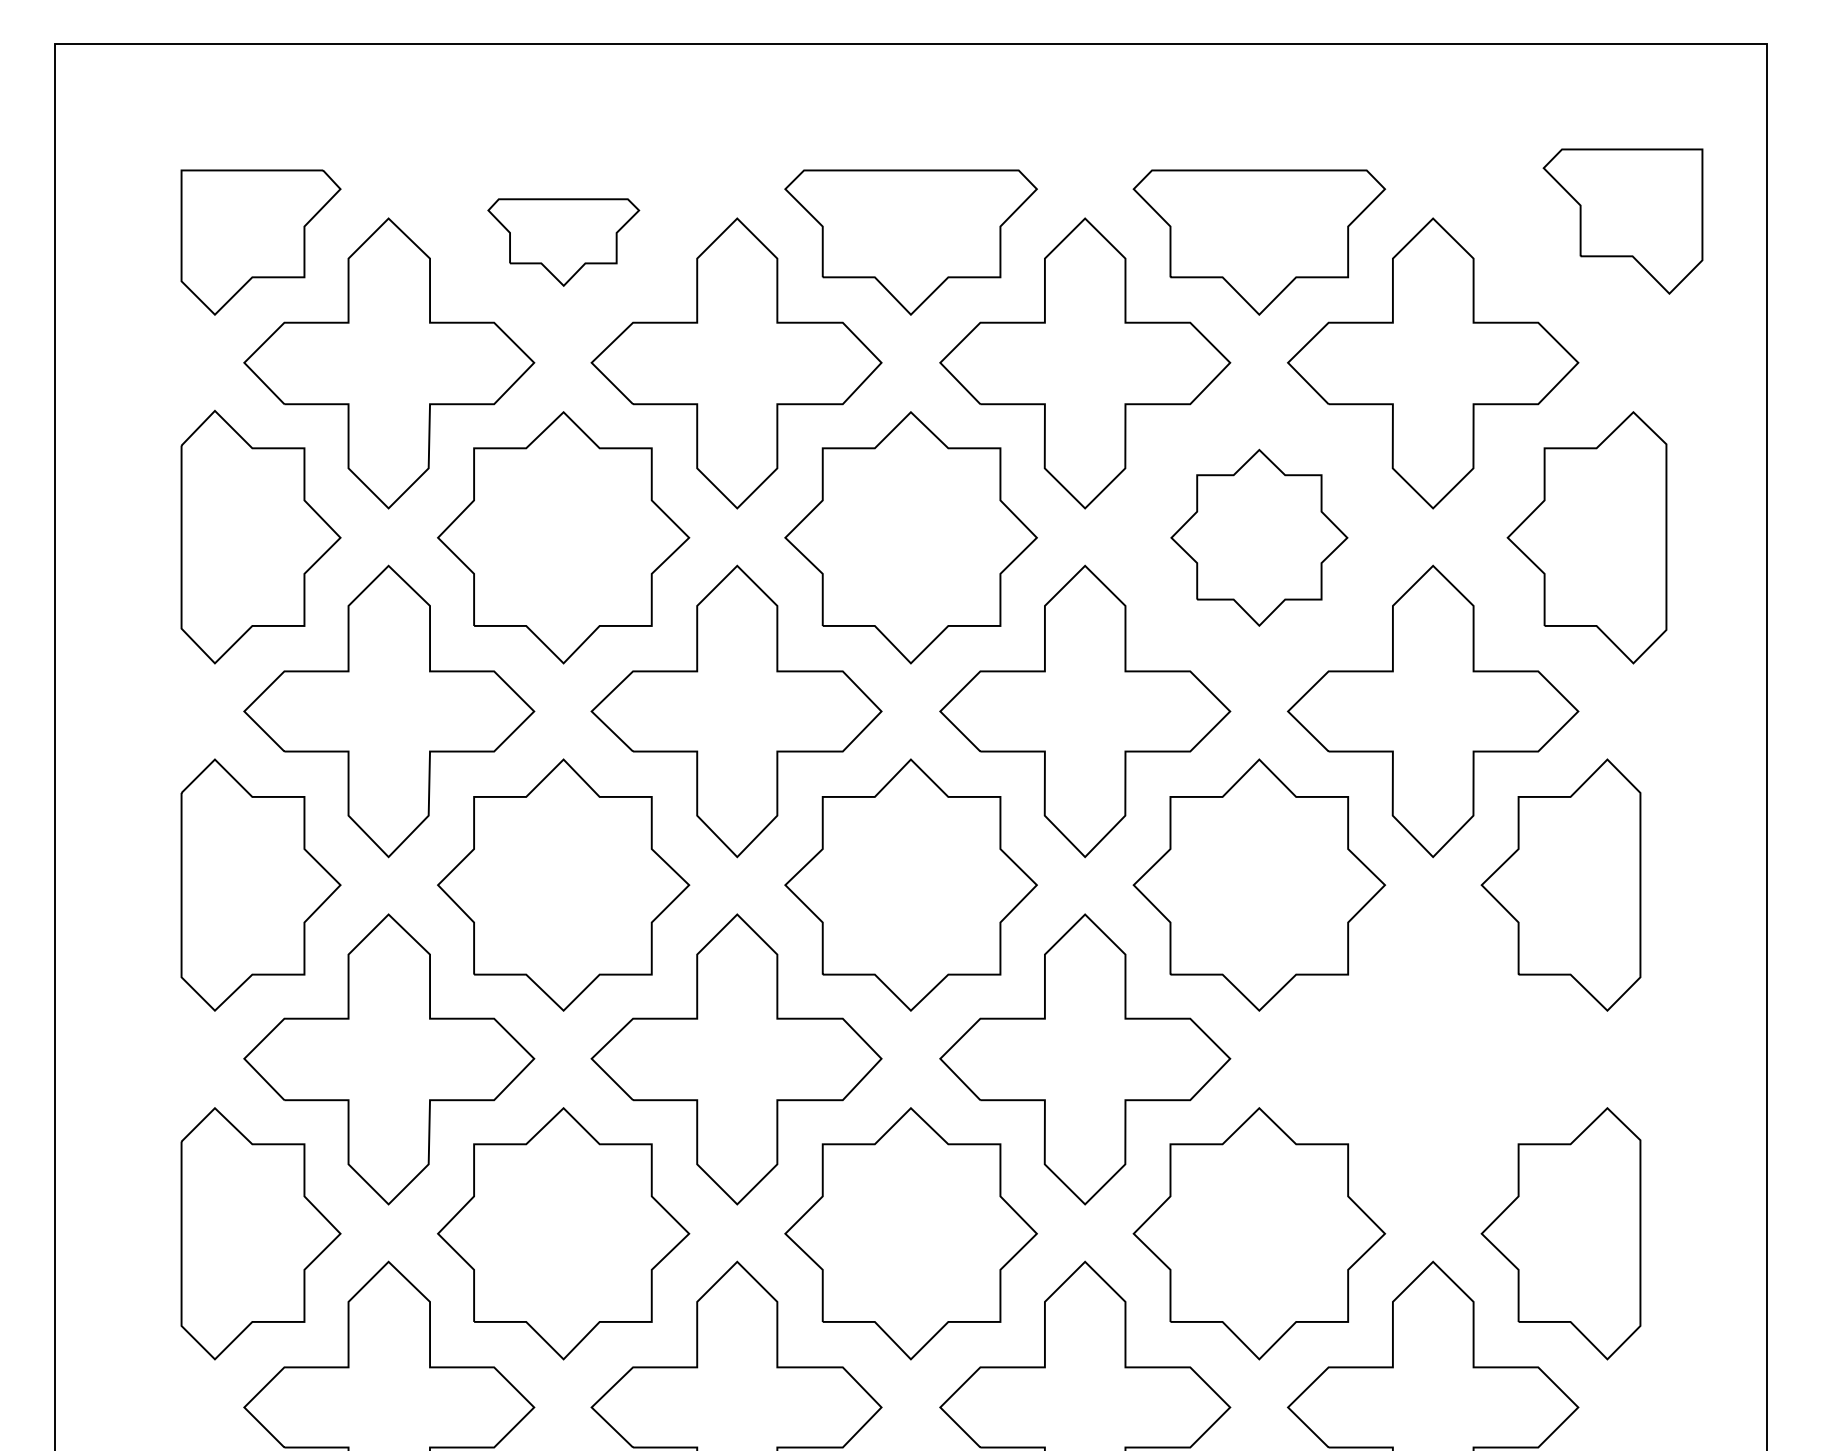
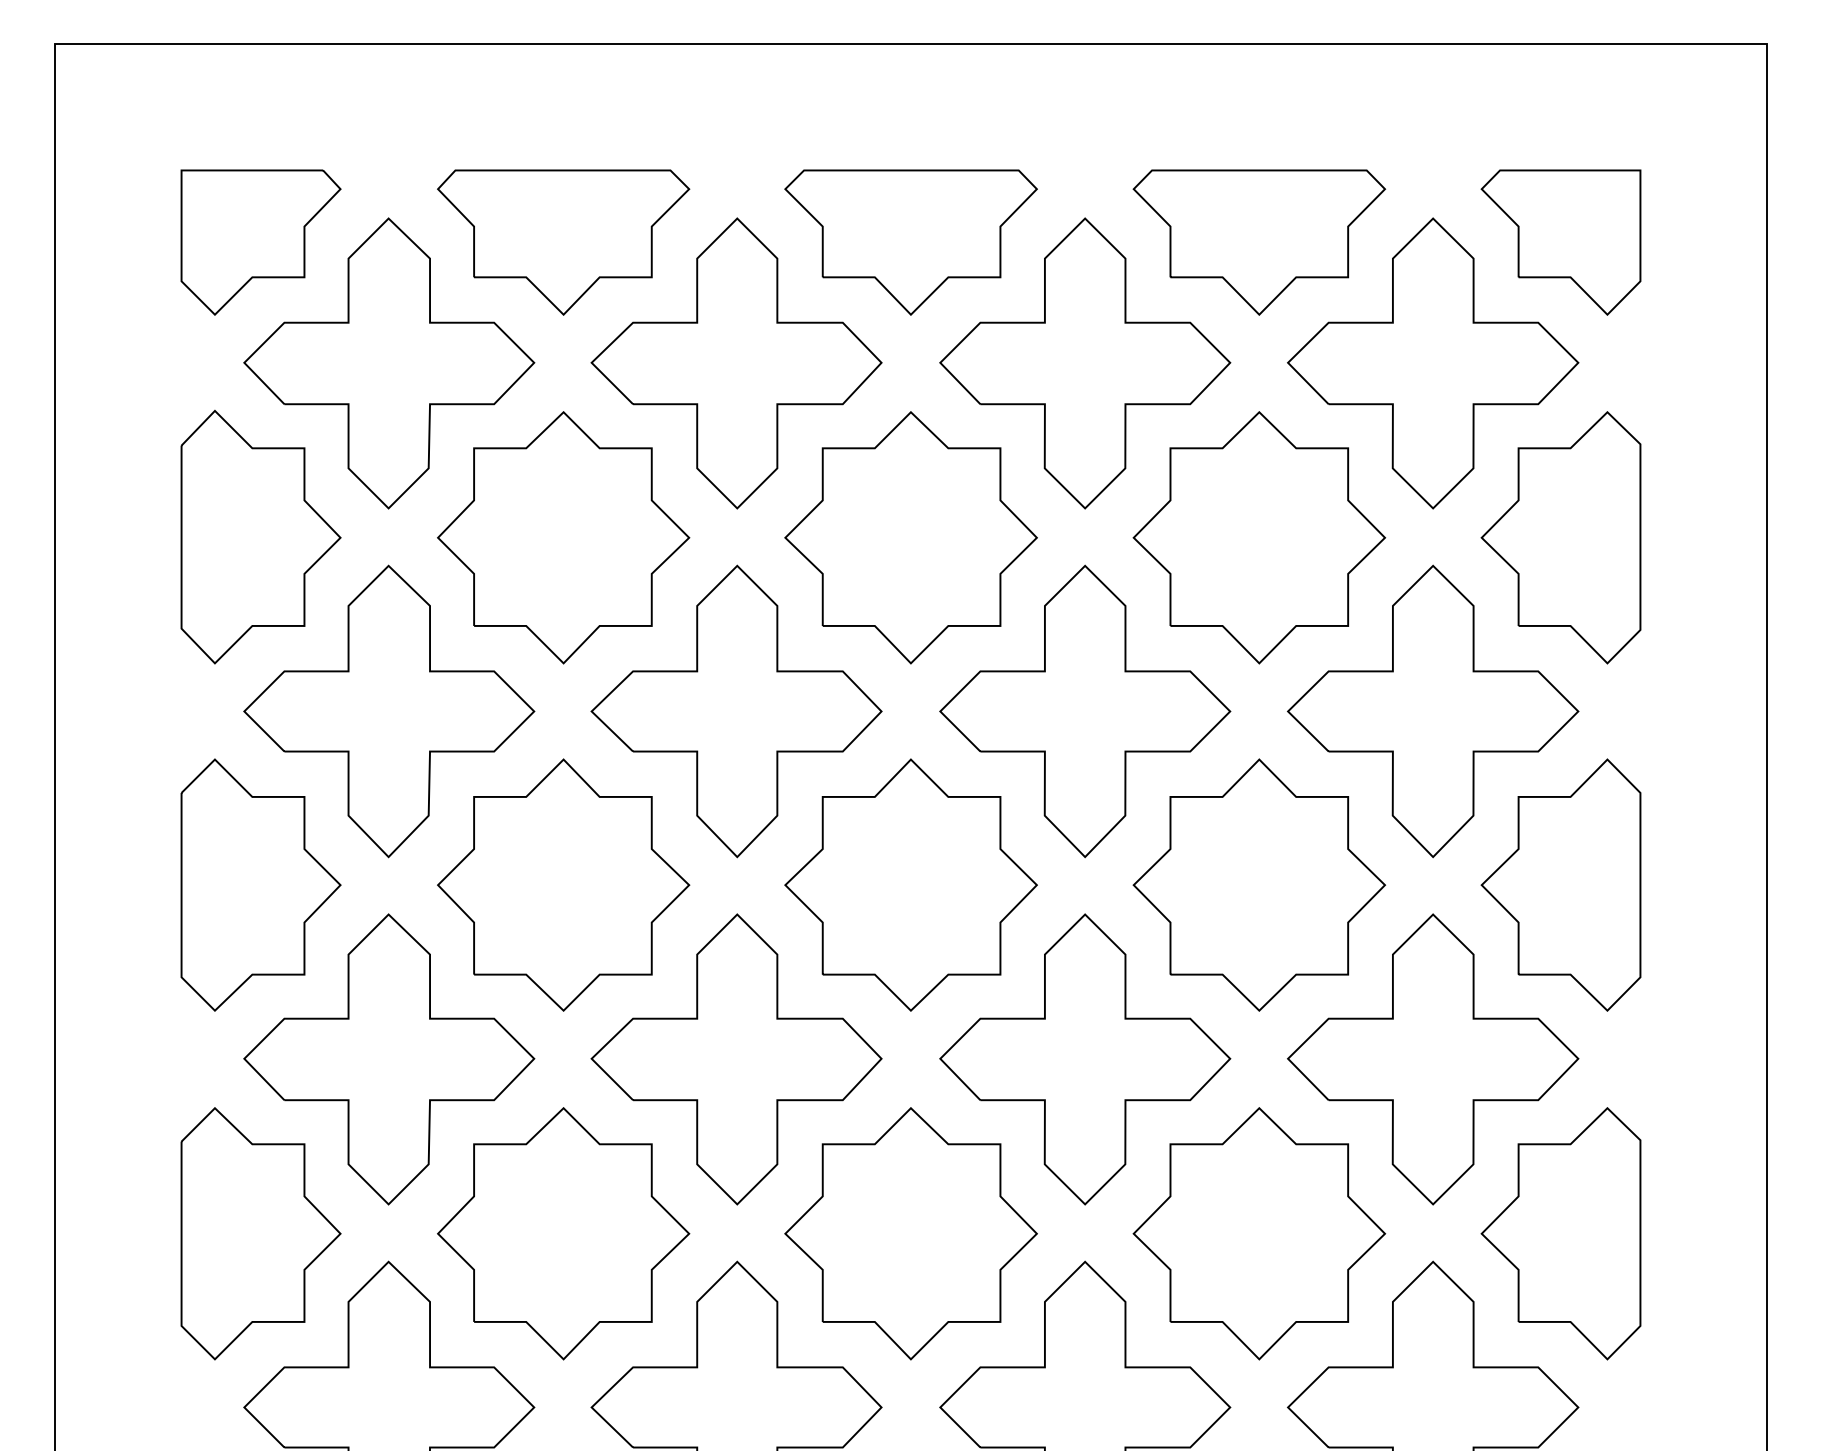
part position: (1622, 221) -> (1560, 242) (1560, 242)
part size: 154x89 px -> 254x147 px (563, 242)
part size: 179x179 px -> 255x254 px (1259, 537)
part position: (1586, 537) -> (1560, 537) (1560, 537)
part: none -> present (1433, 1059)
